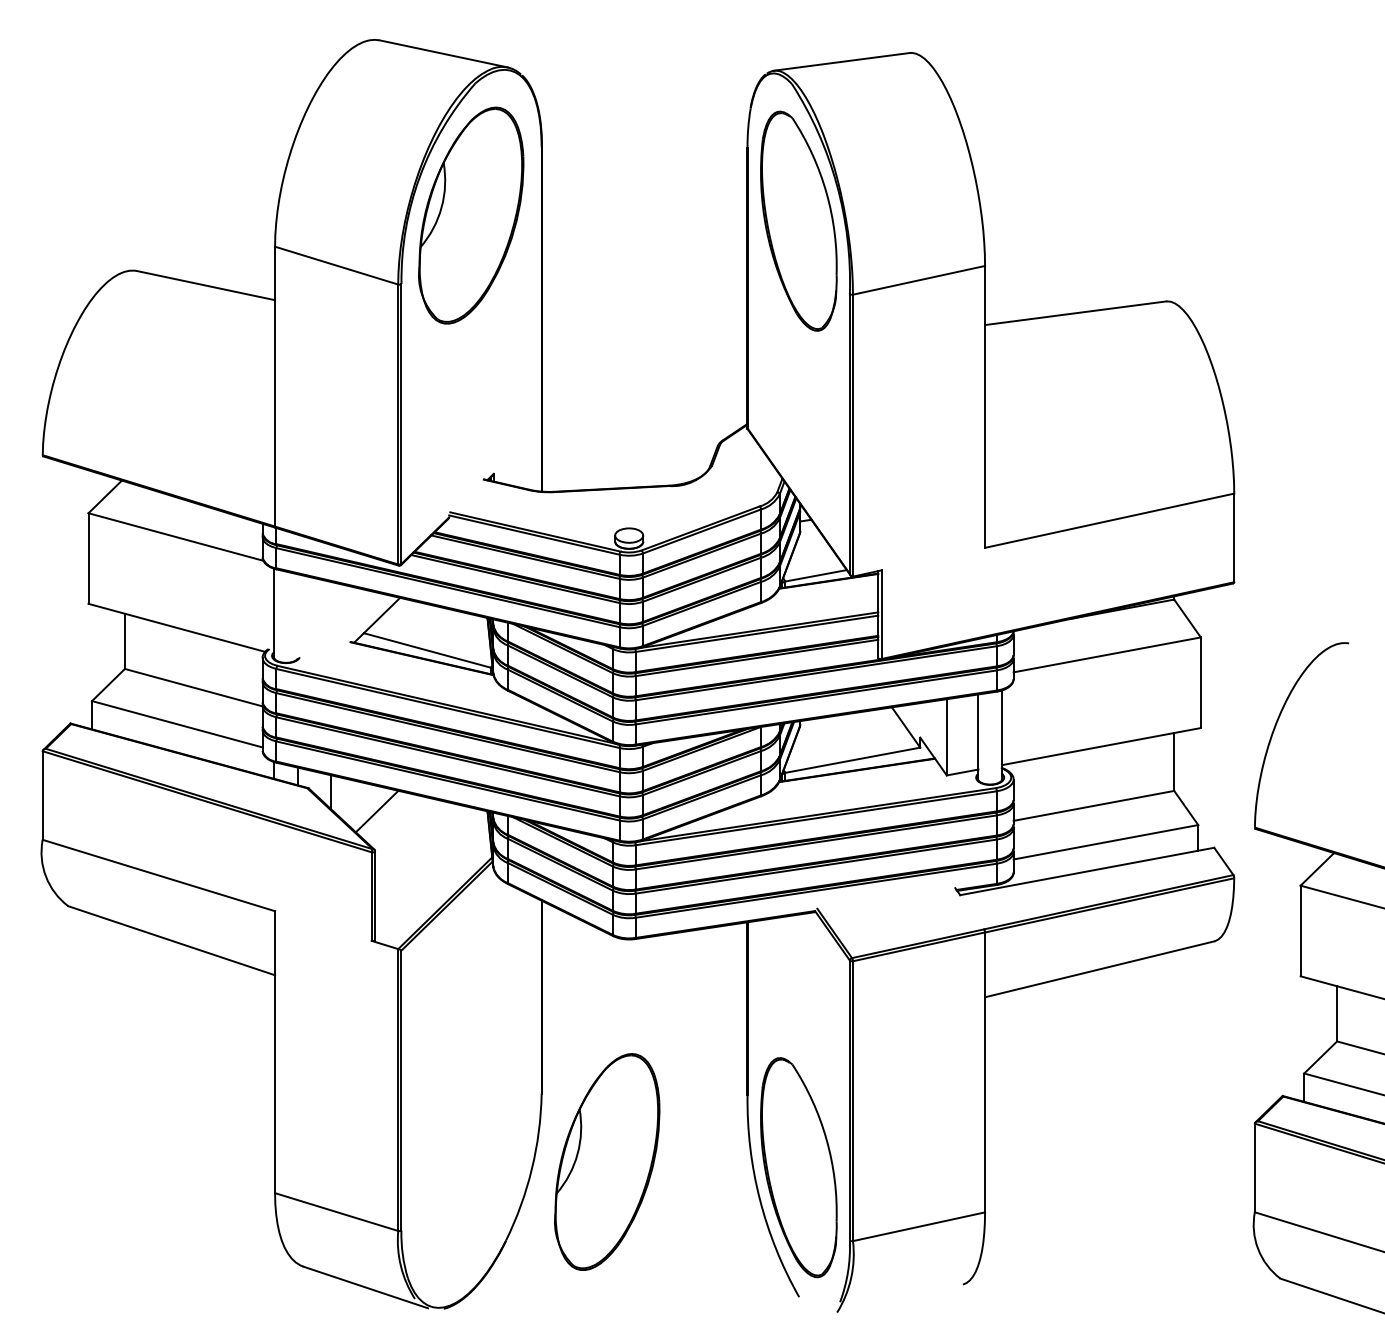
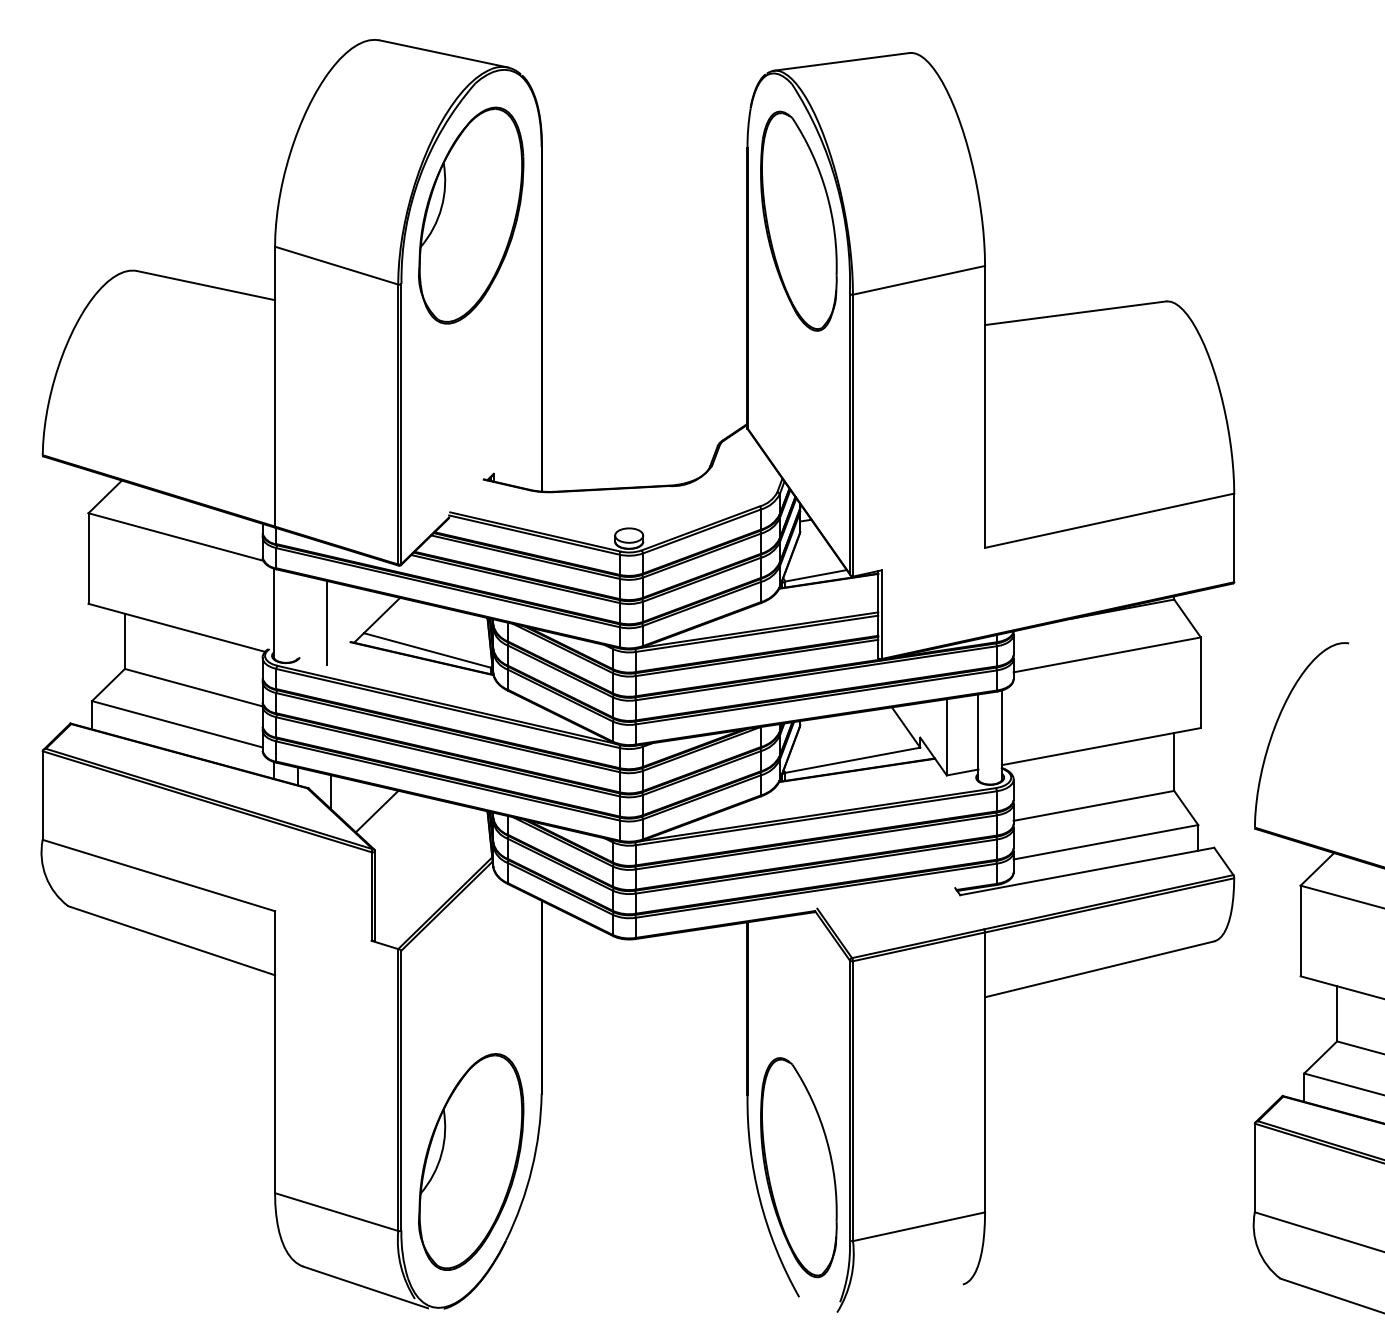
line: none -> present (327, 622)
part position: (607, 1161) -> (471, 1161) (471, 1161)
